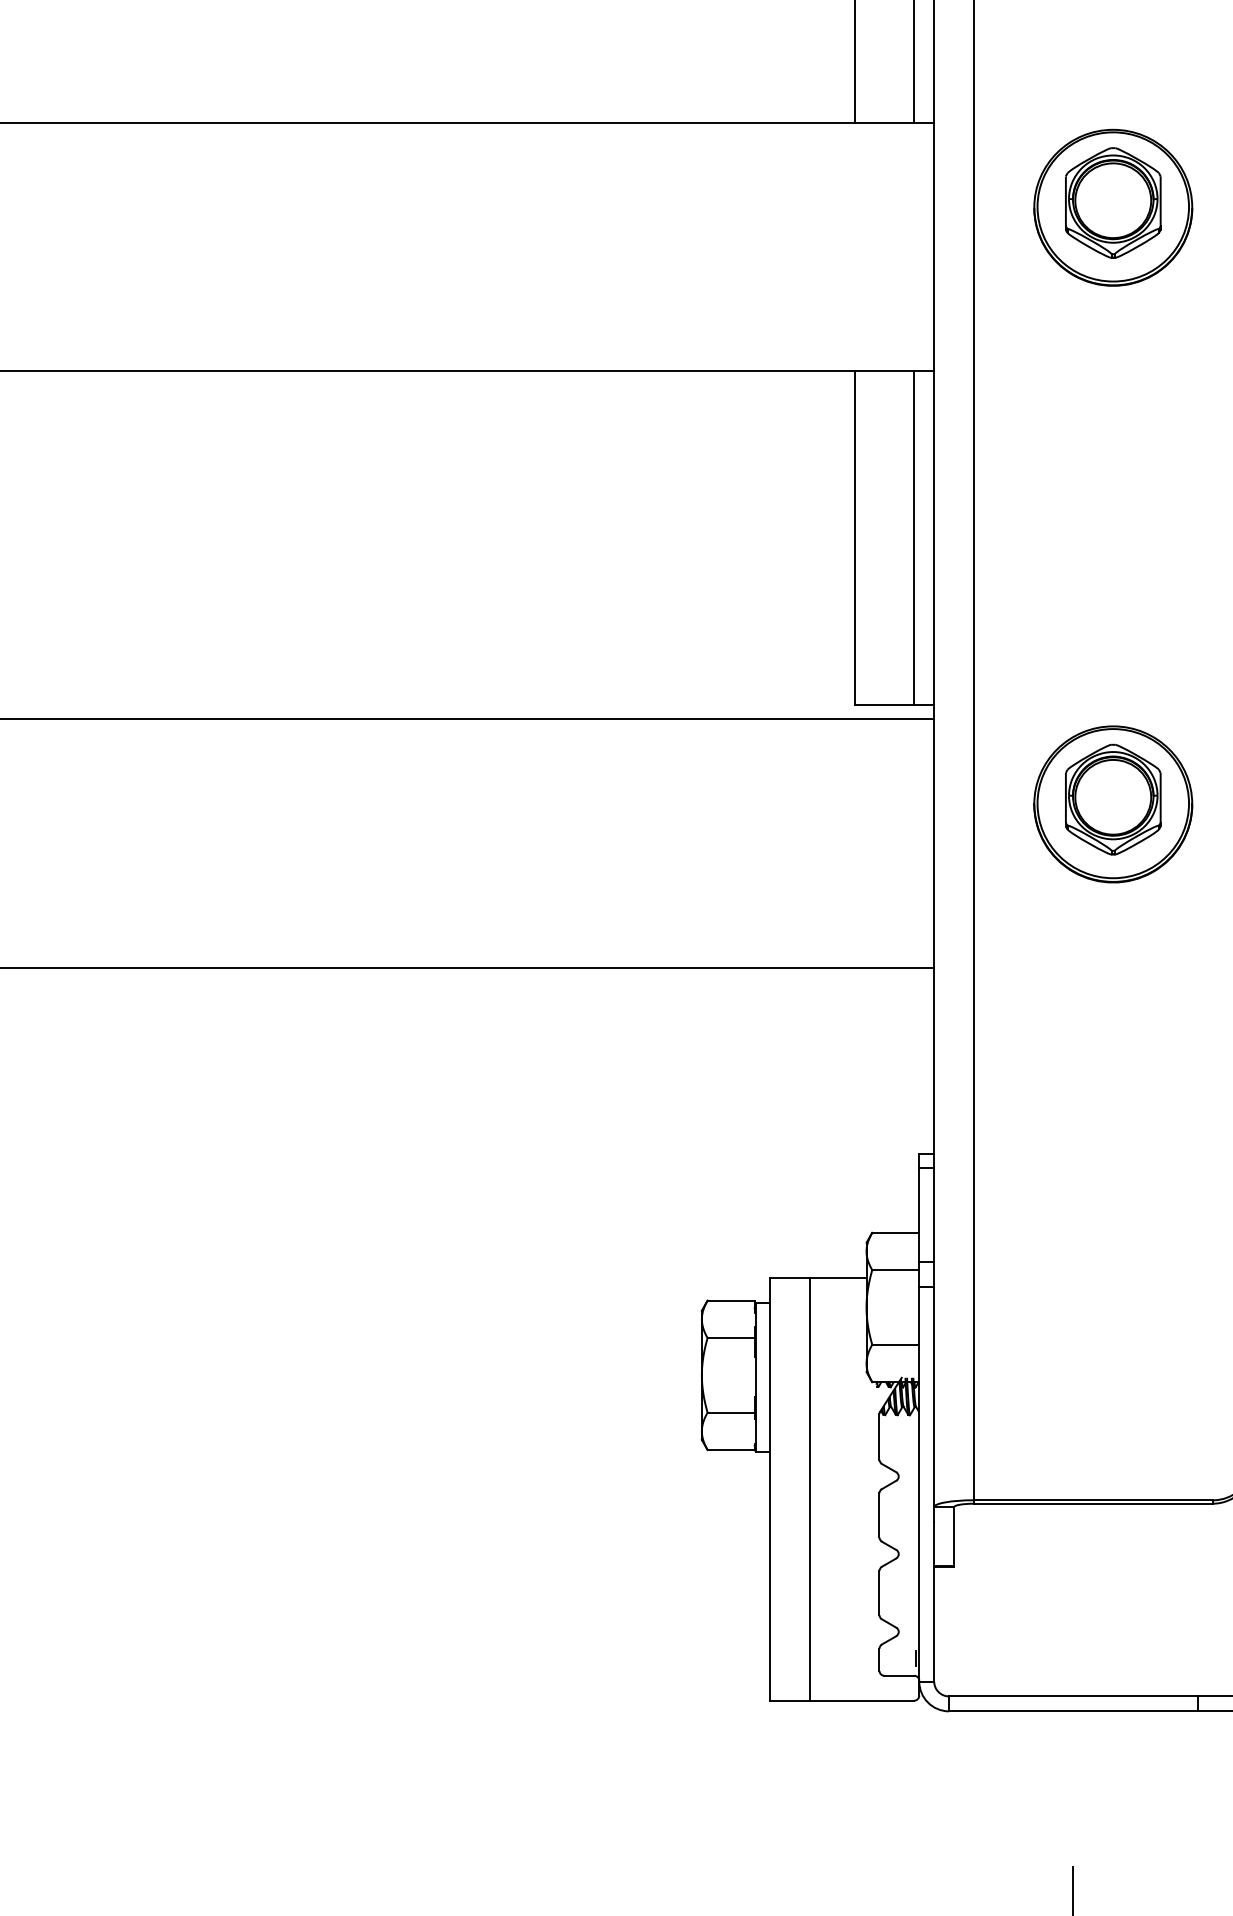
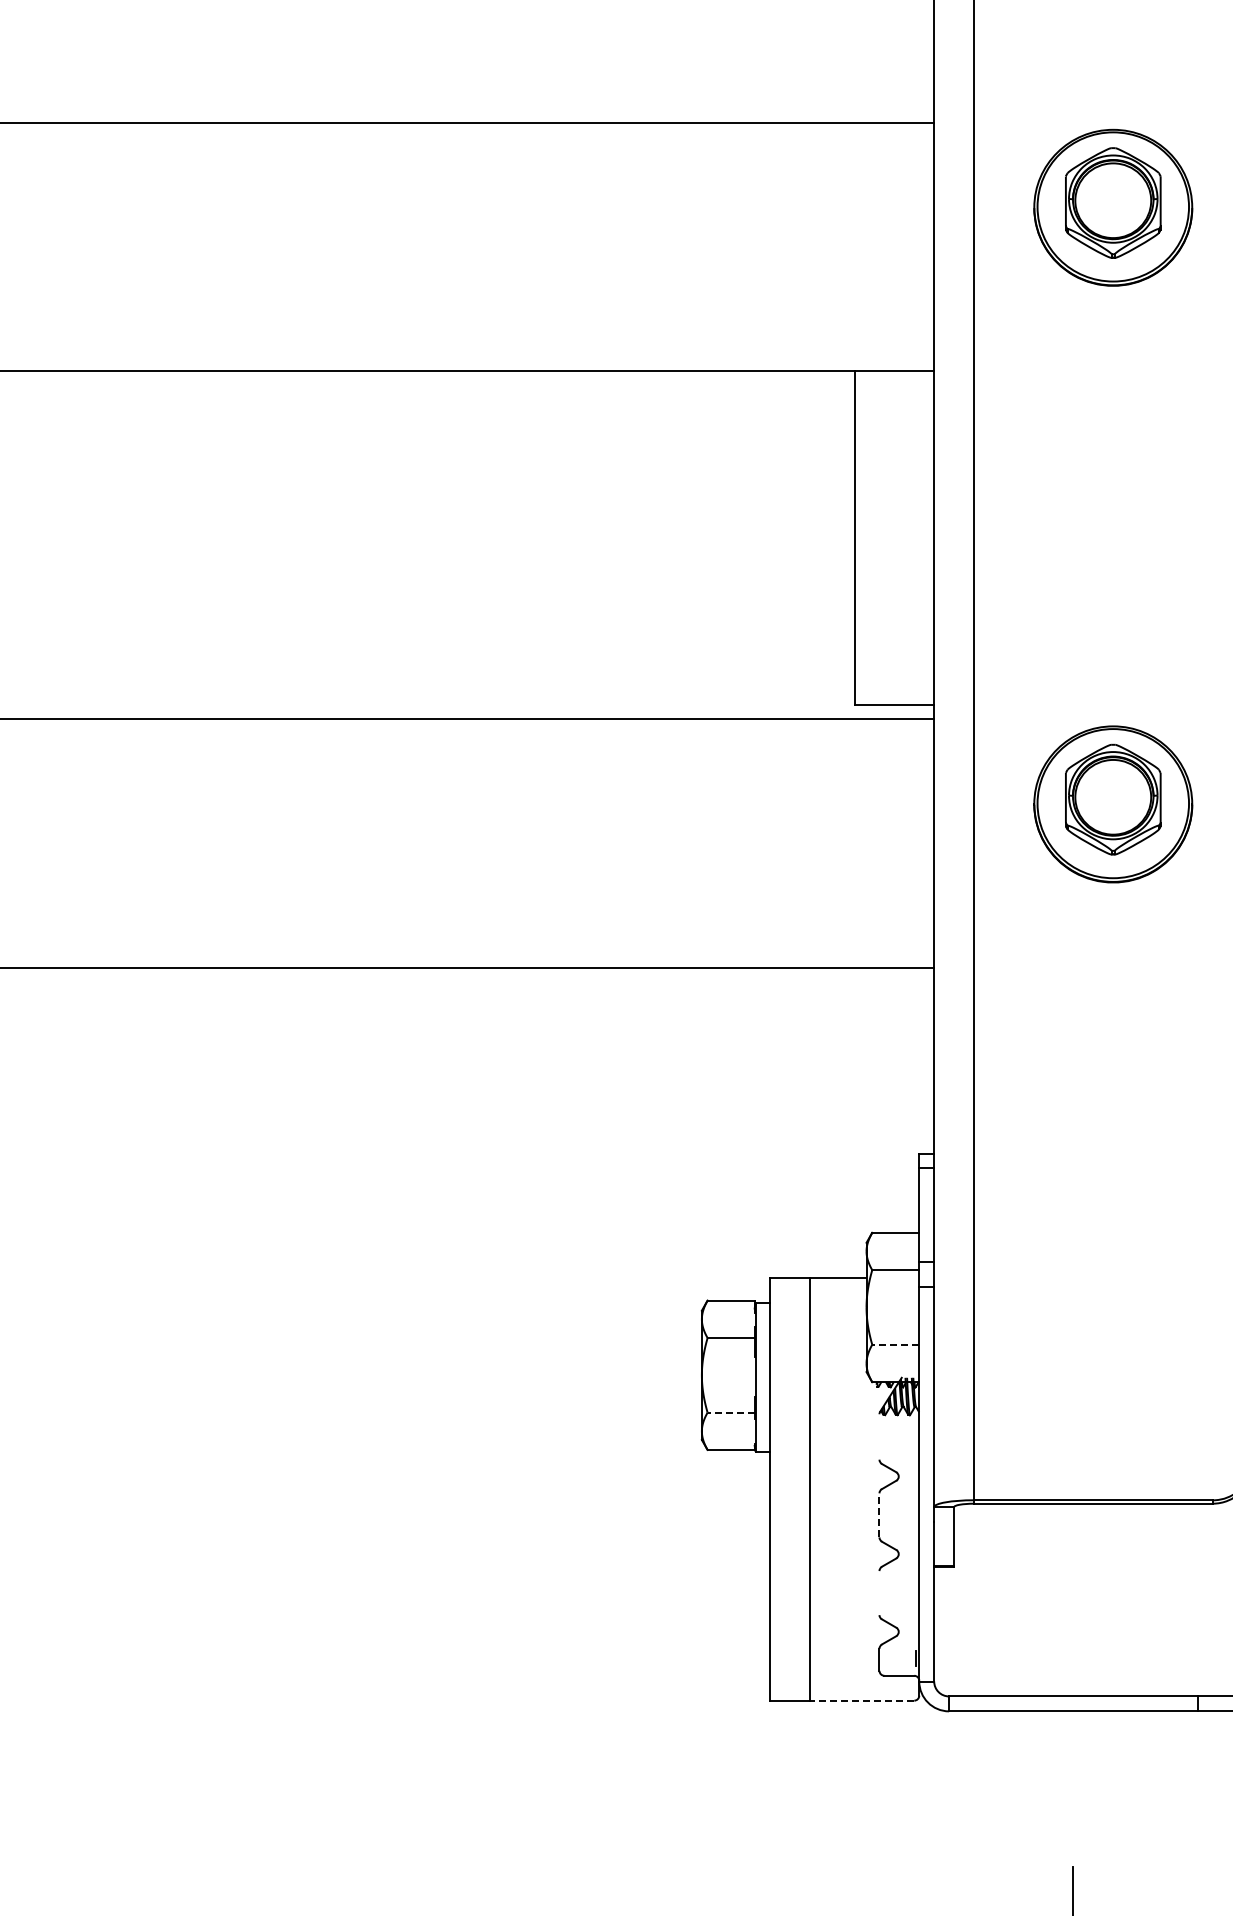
line: present -> none (854, 62)
line: present -> none (914, 62)
line: present -> none (914, 537)
line: solid -> dashed (895, 1344)
line: solid -> dashed (731, 1412)
line: present -> none (879, 1436)
line: solid -> dashed (879, 1514)
line: present -> none (879, 1593)
line: solid -> dashed (861, 1700)
